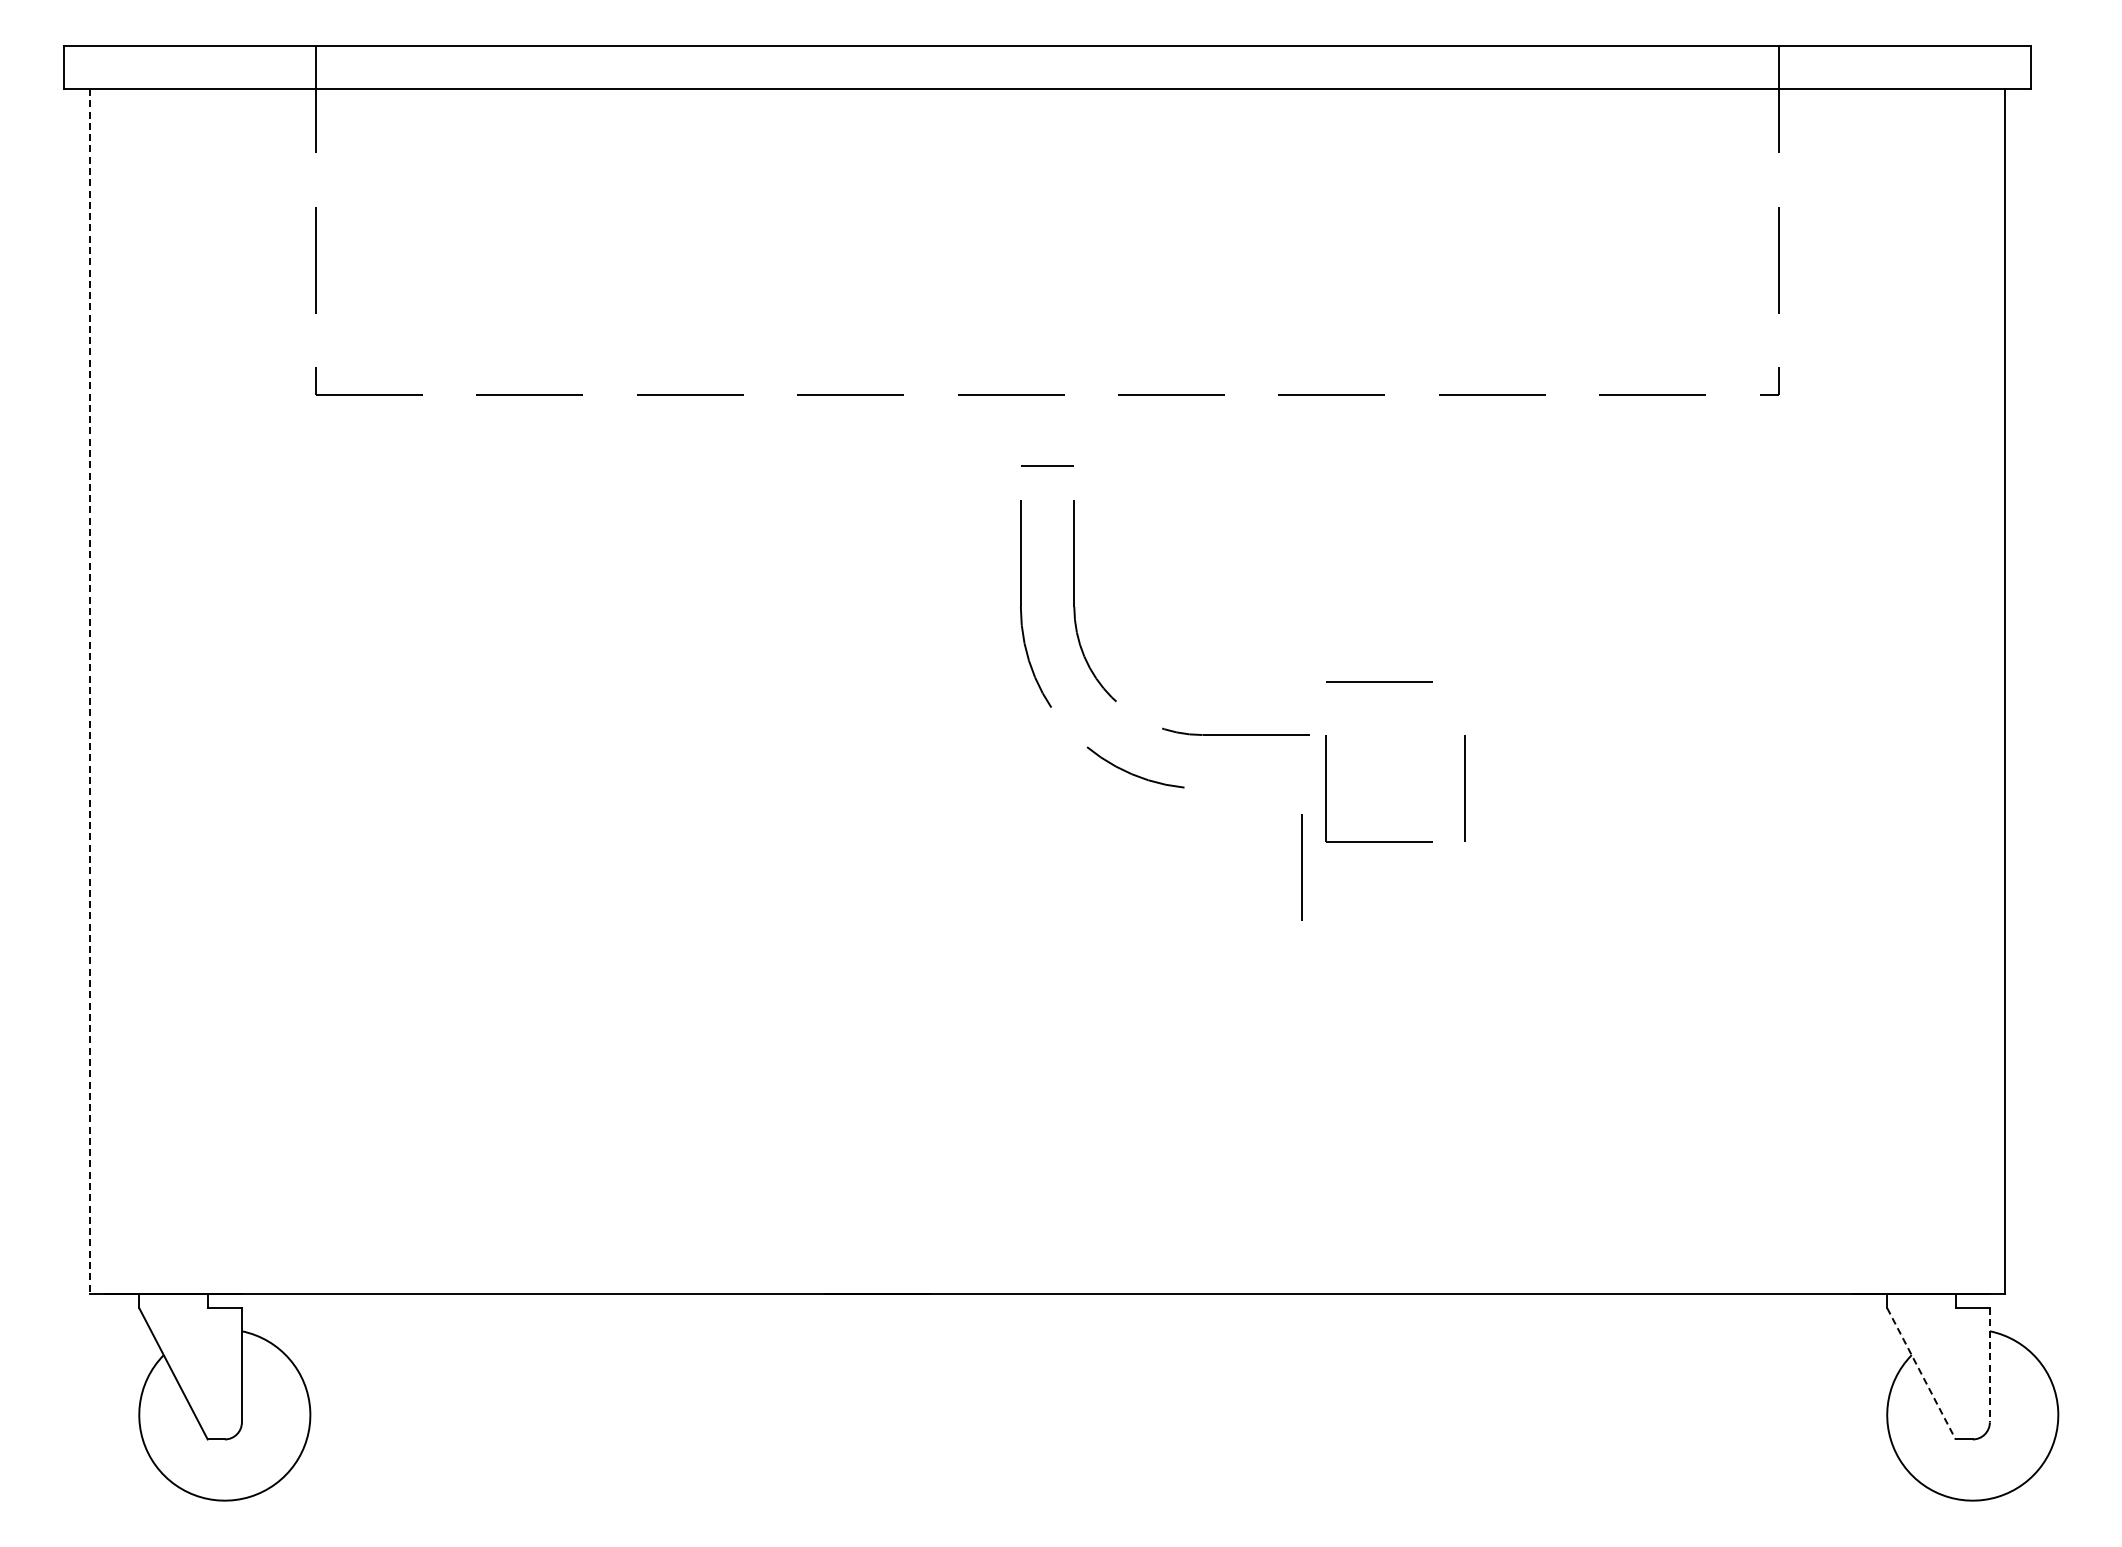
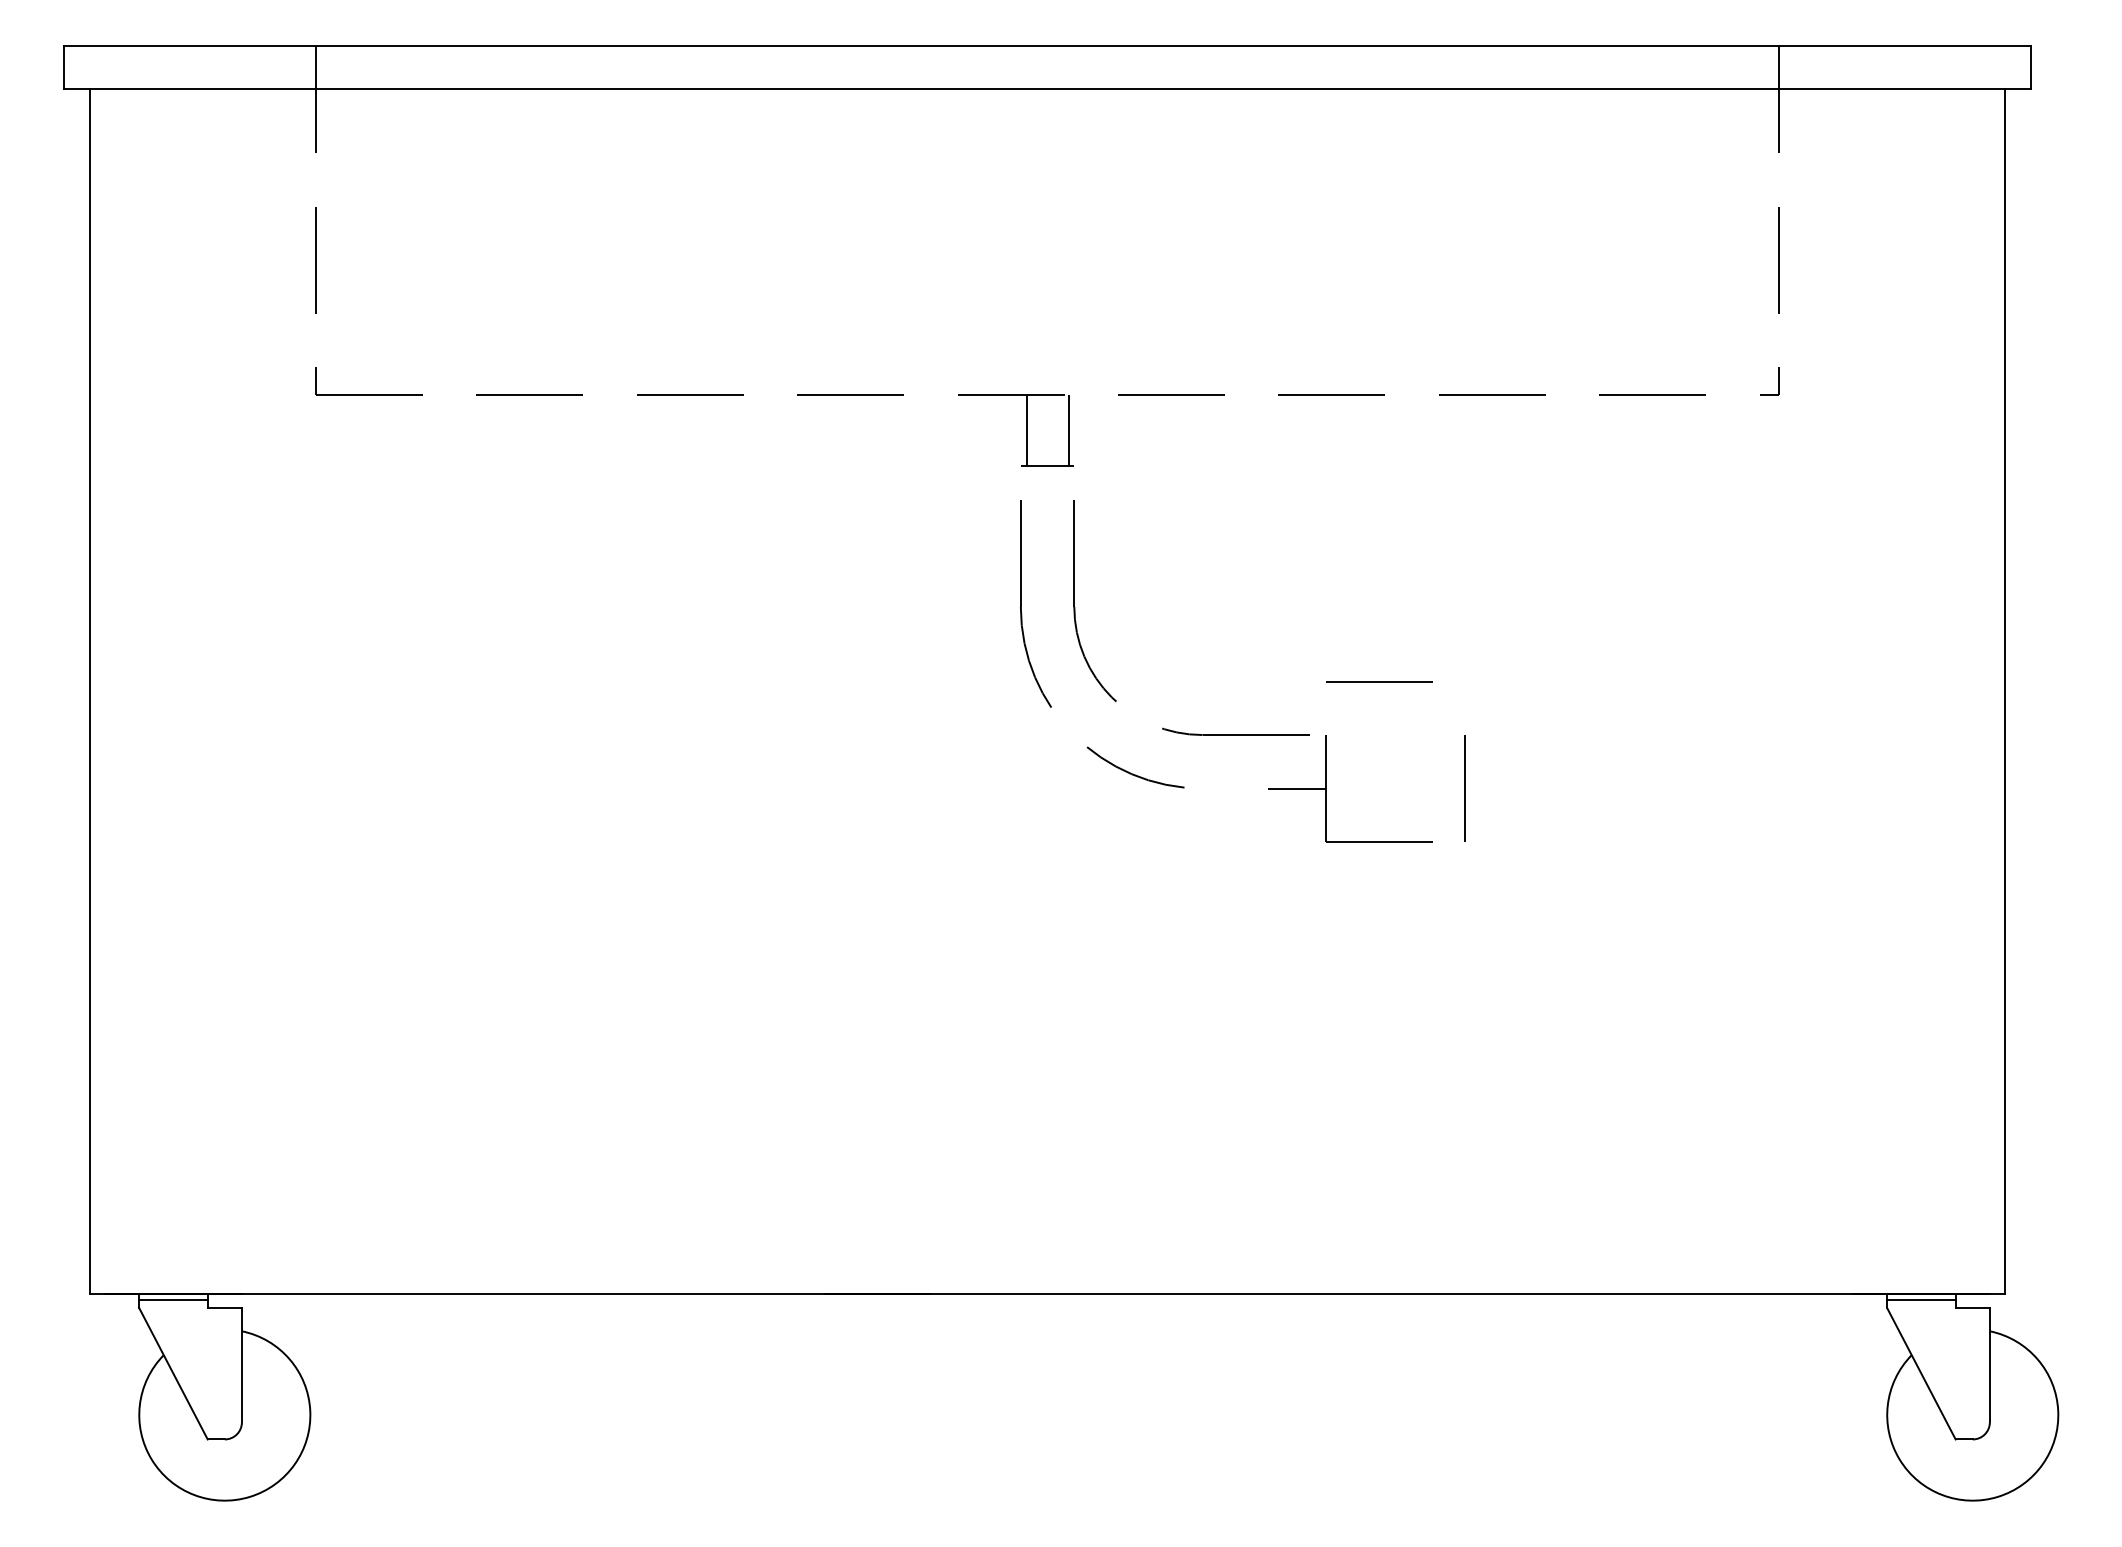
line: none -> present (1026, 429)
line: none -> present (1069, 429)
line: dashed -> solid (89, 692)
line: none -> present (1296, 788)
line: present -> none (1301, 867)
line: none -> present (173, 1300)
line: none -> present (1921, 1300)
line: dashed -> solid (1989, 1365)
line: dashed -> solid (1921, 1374)
